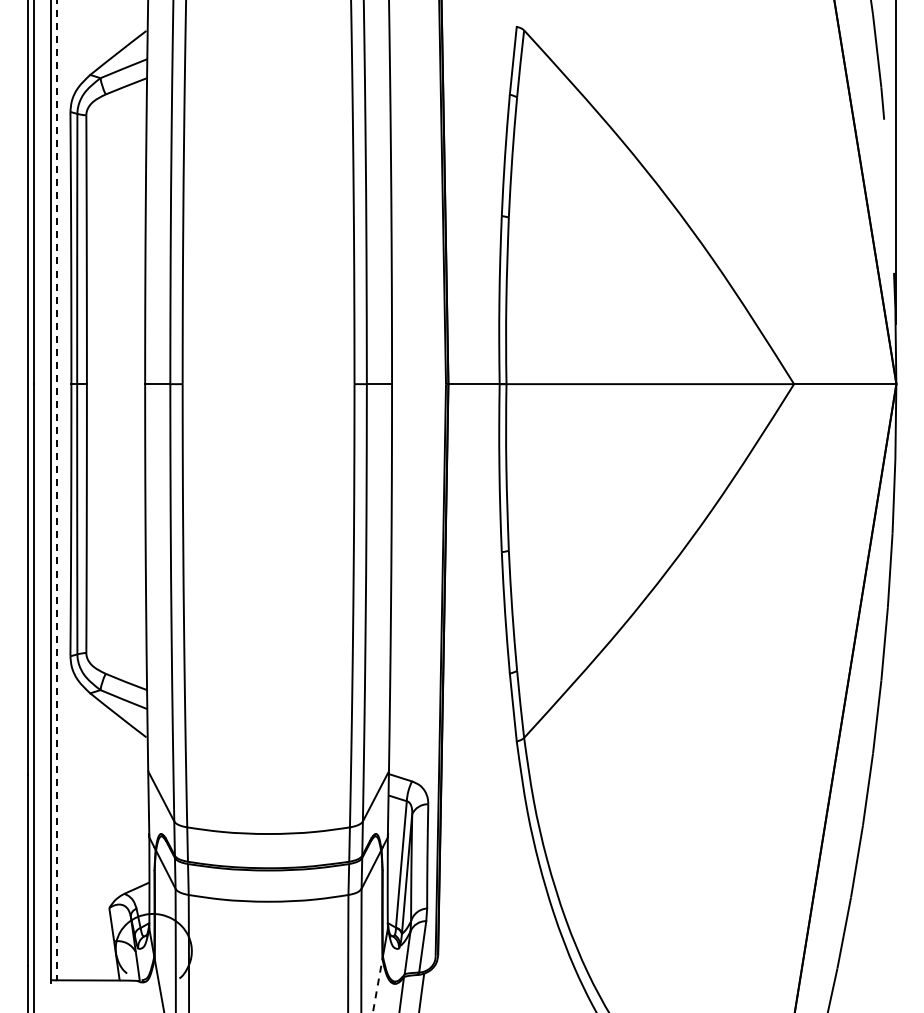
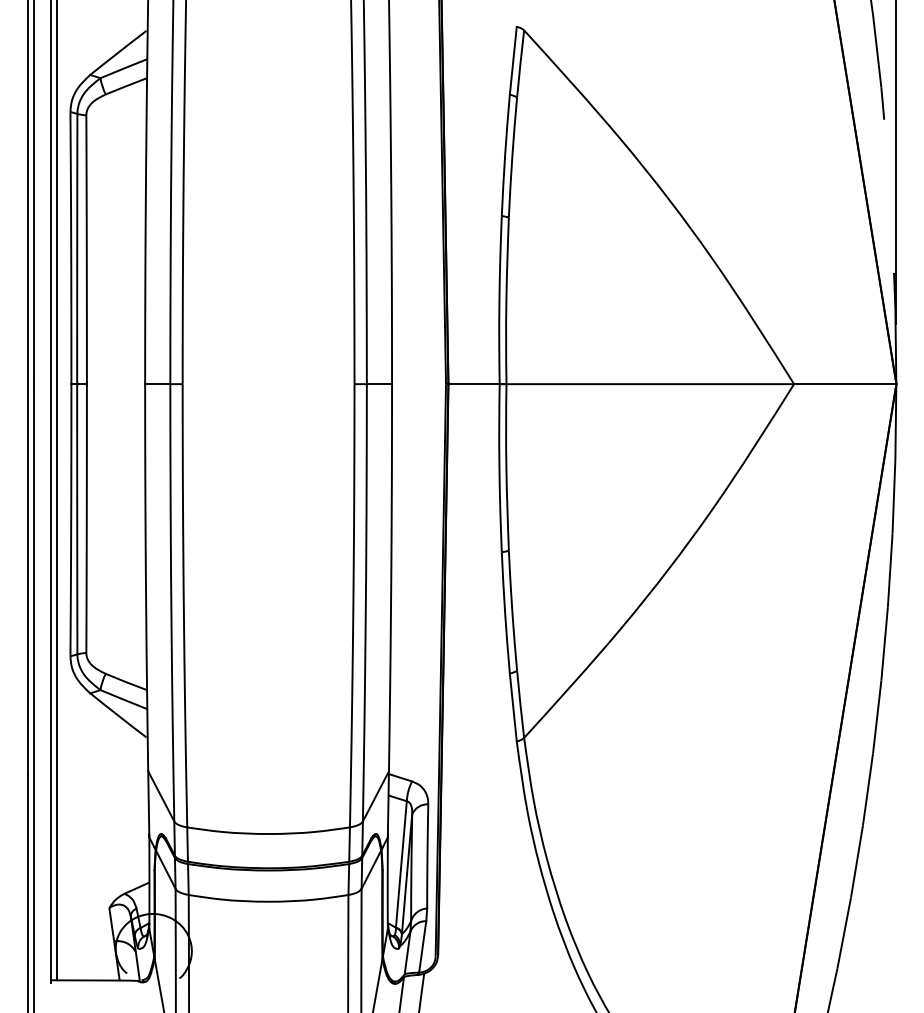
line: dashed -> solid (56, 490)
line: dashed -> solid (377, 985)
